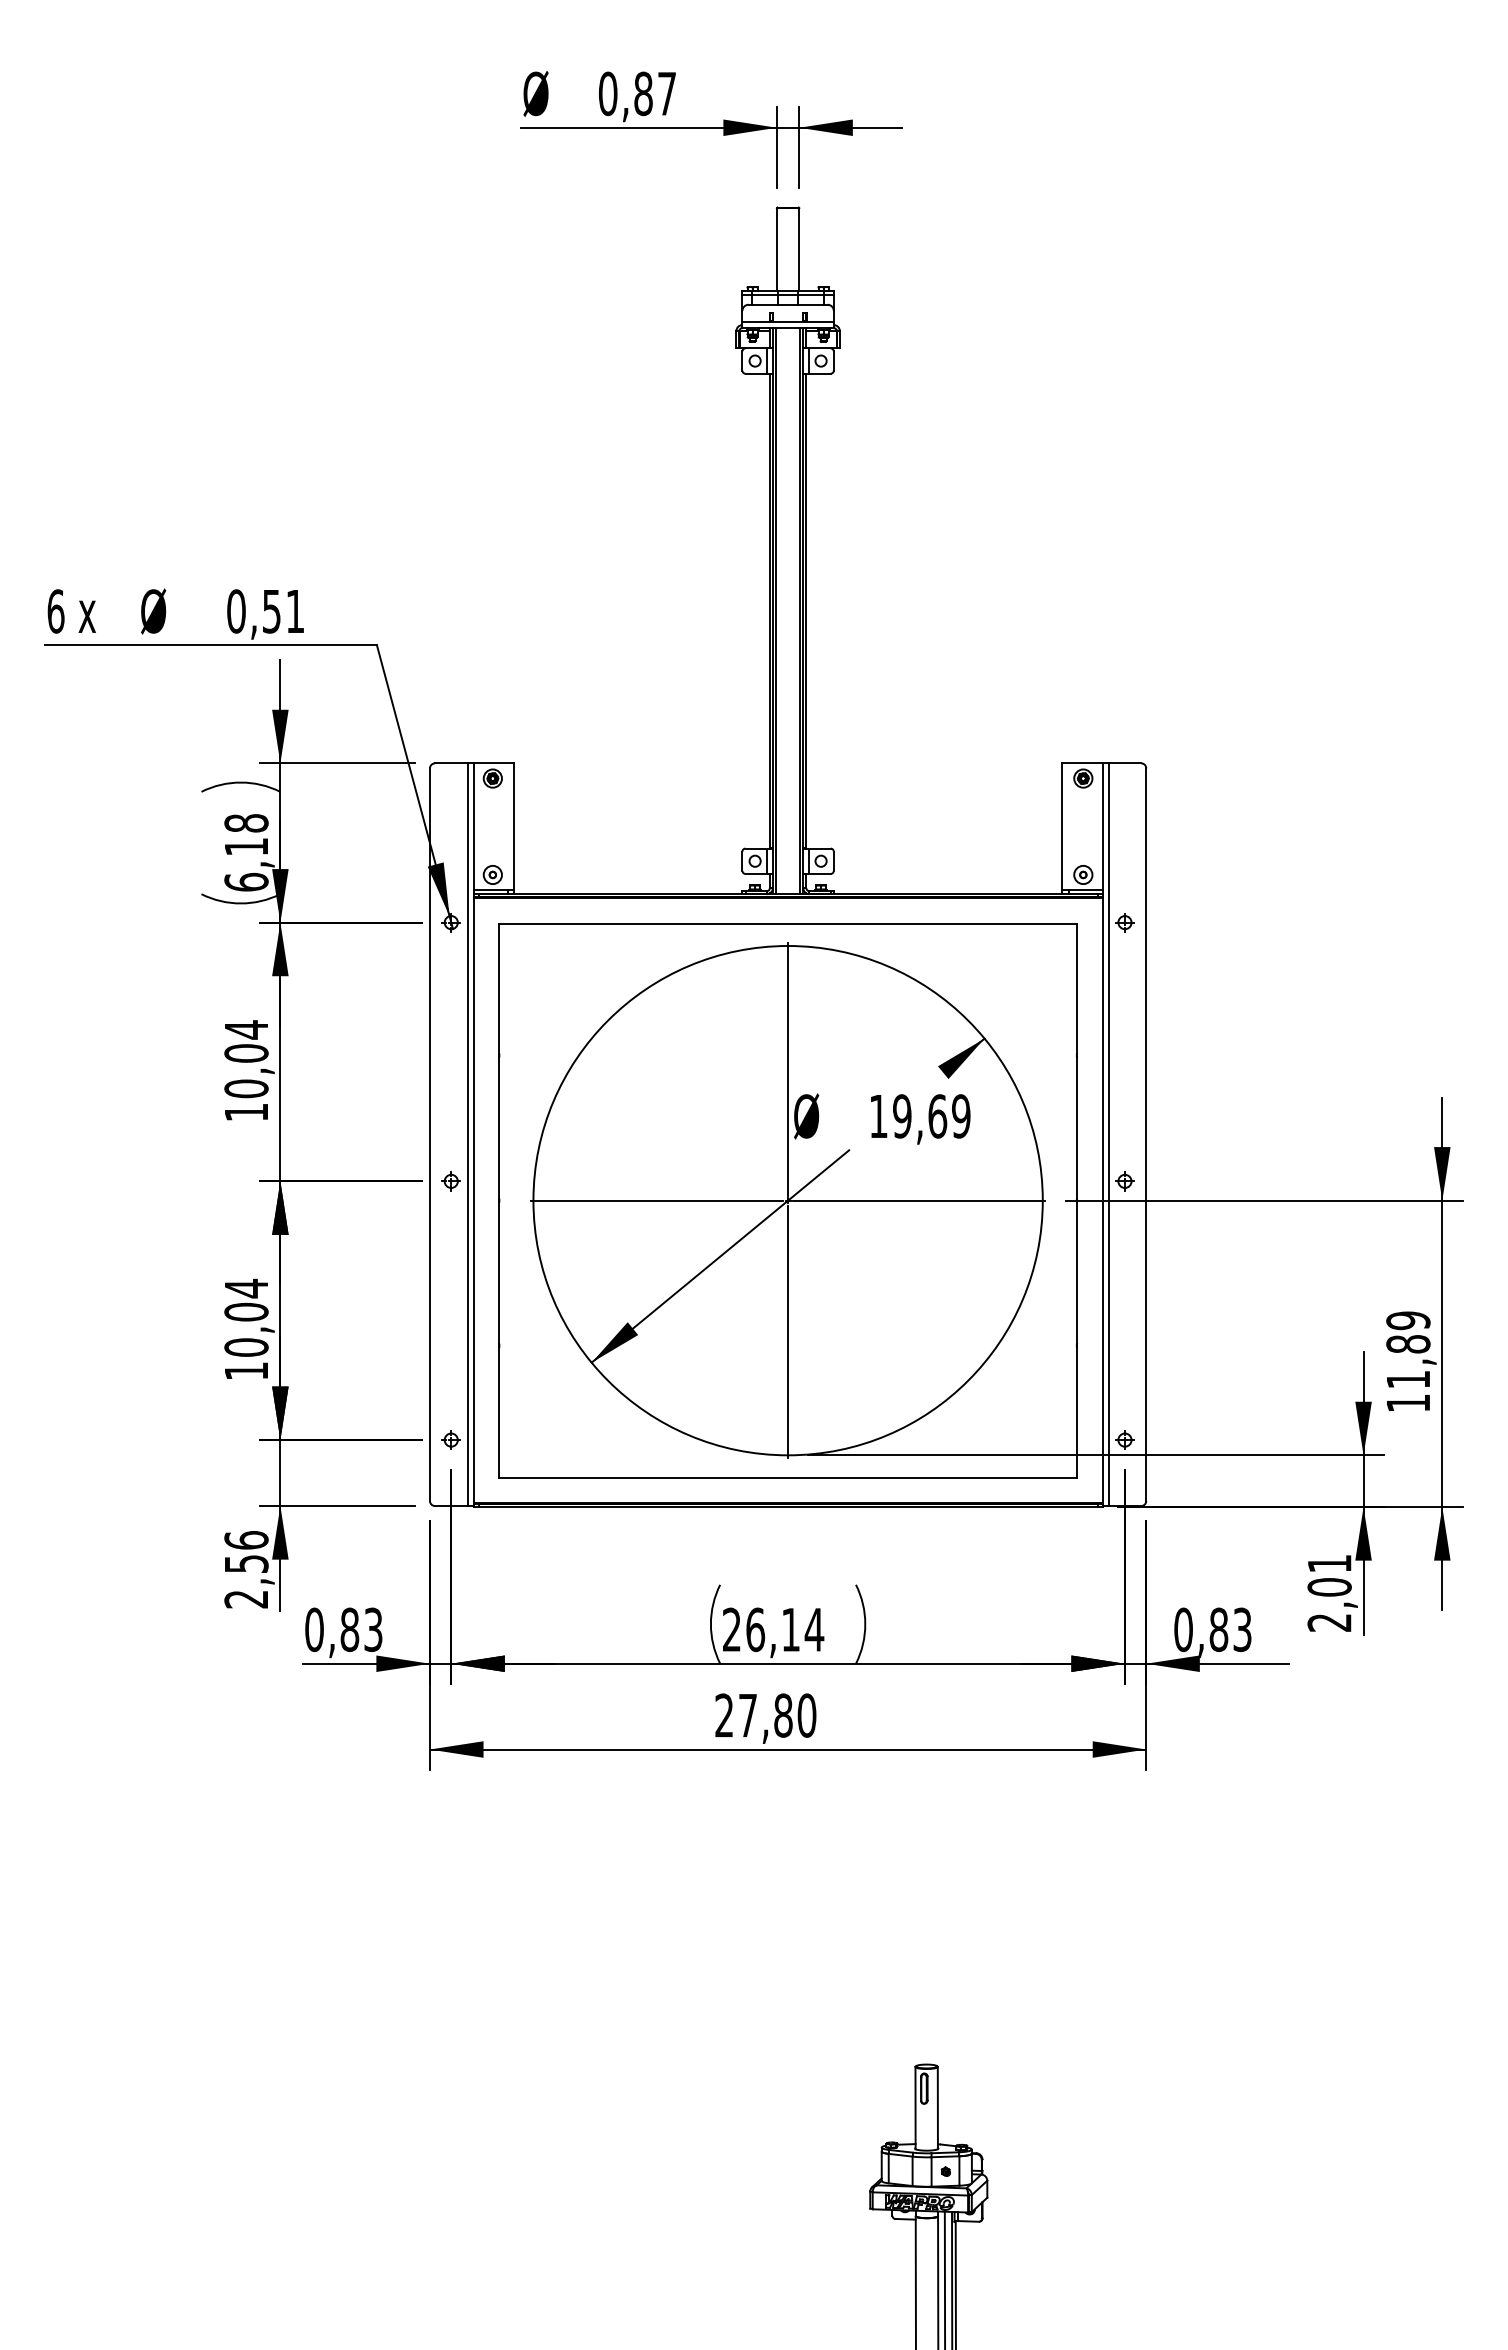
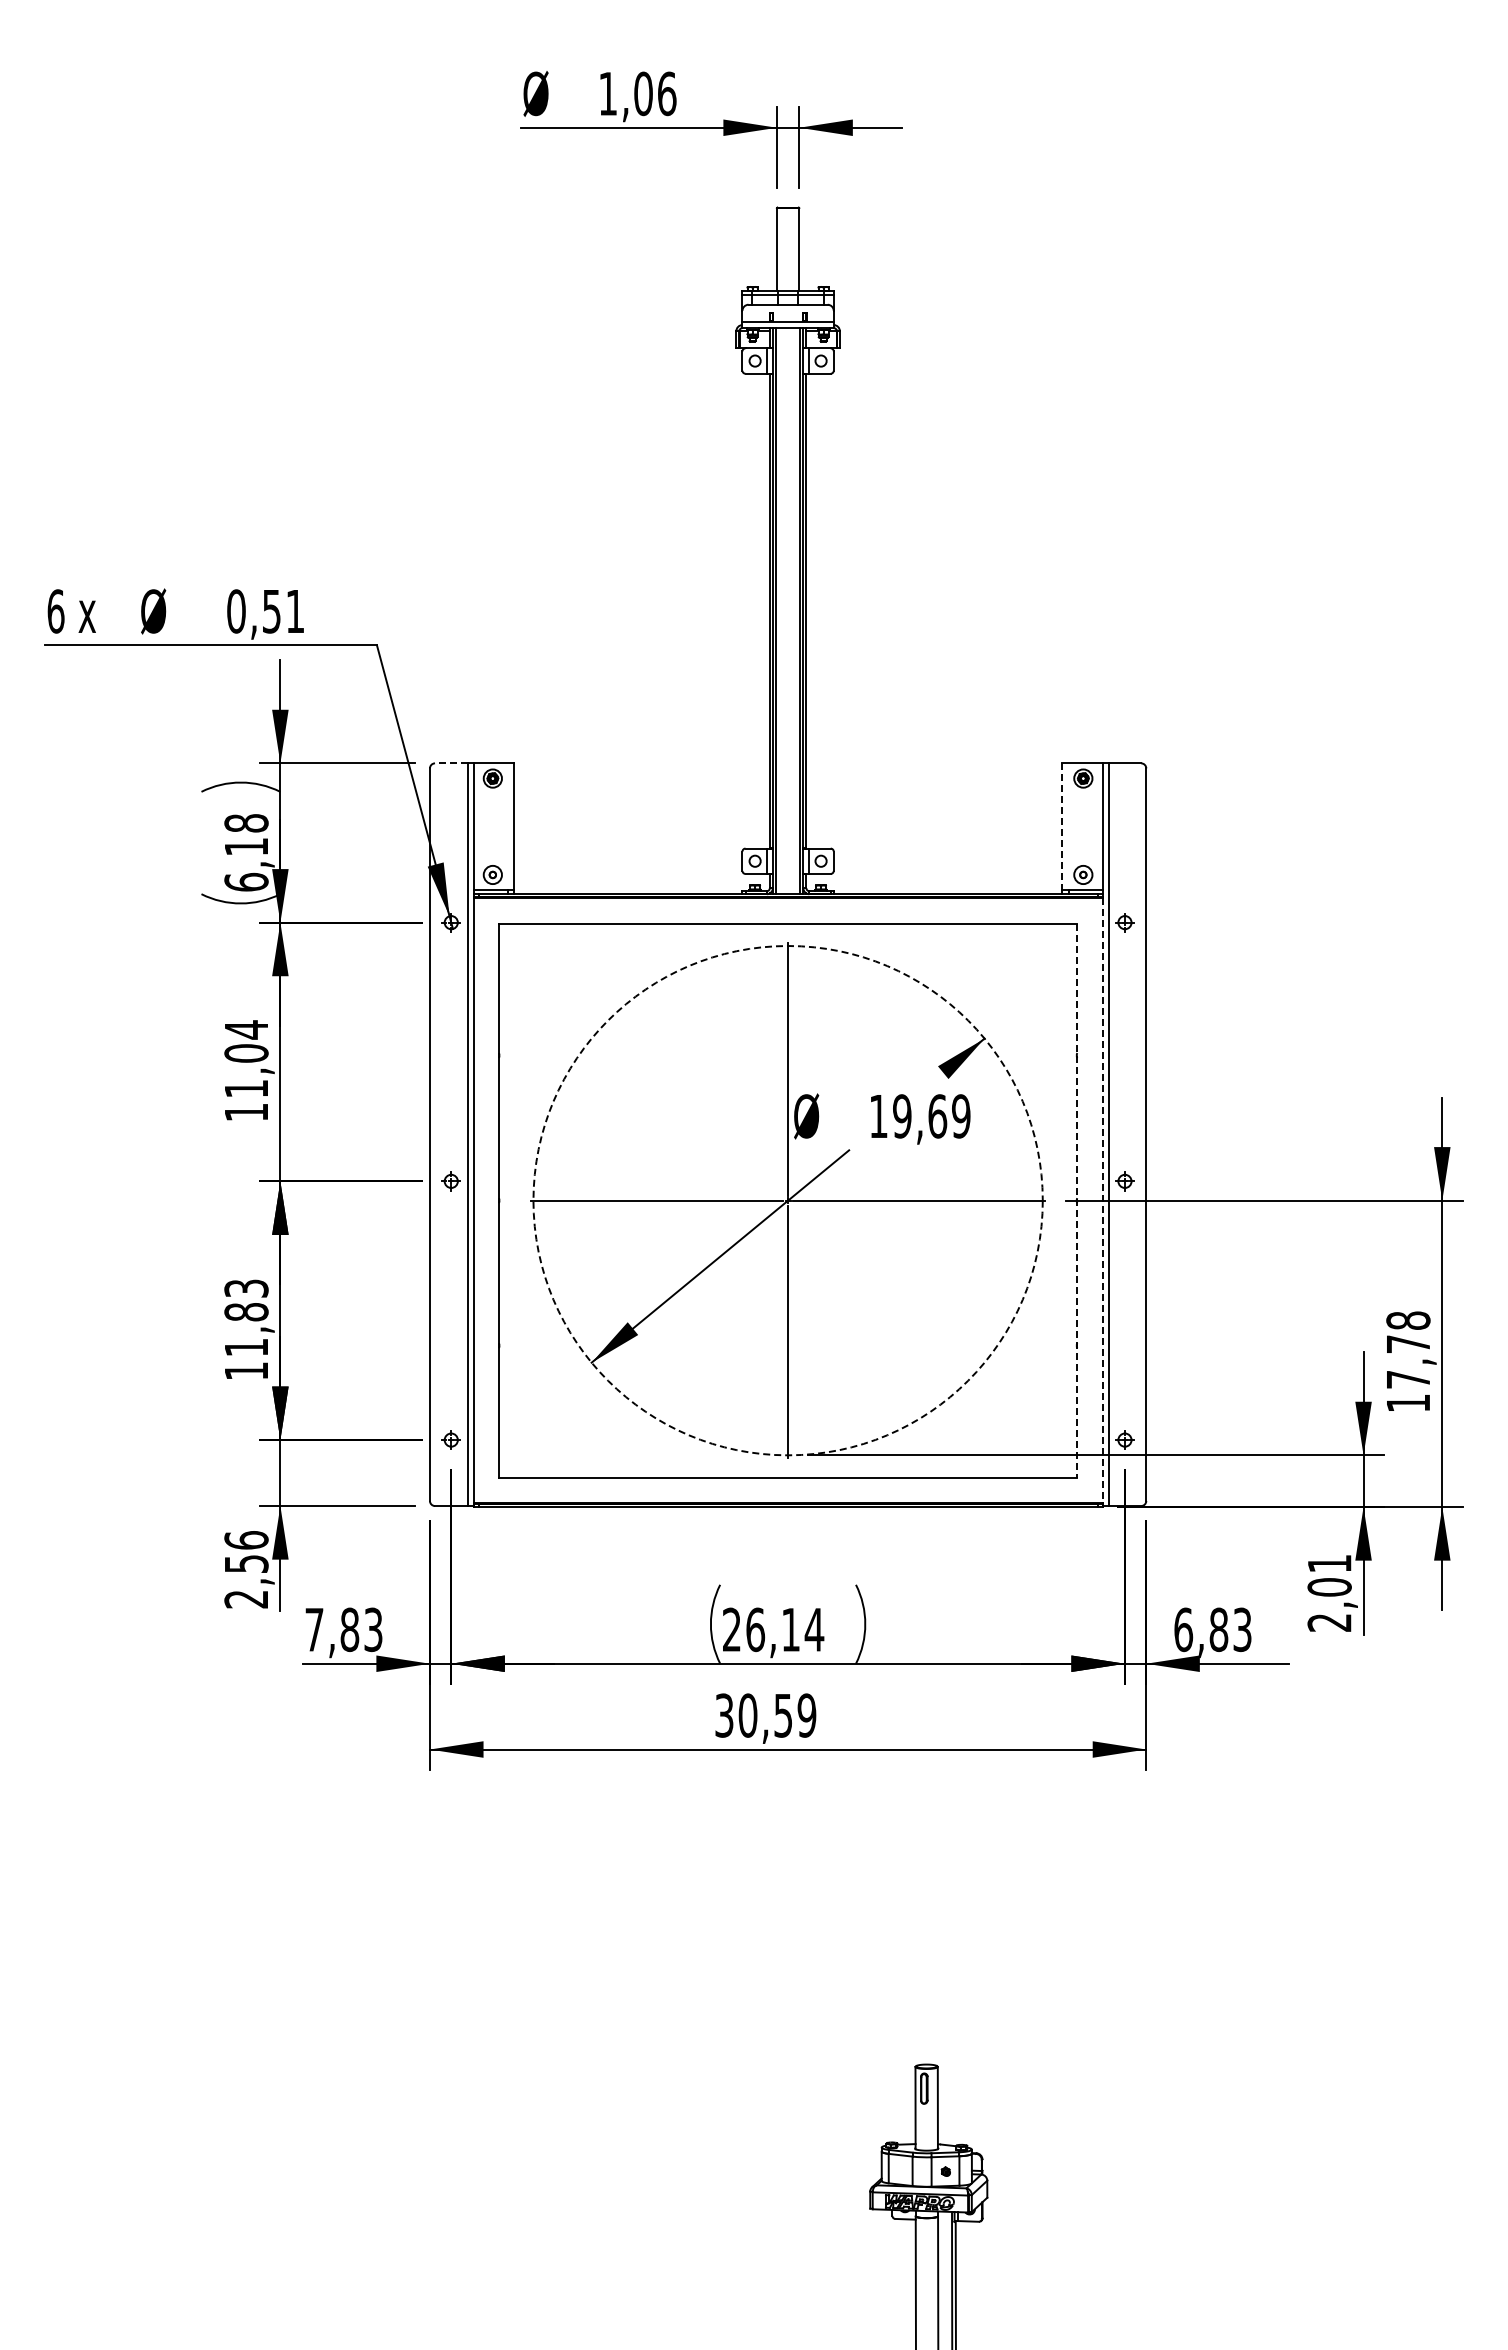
text: 0,87 -> 1,06 (637, 93)
line: solid -> dashed (450, 763)
line: solid -> dashed (1062, 827)
text: 10,04 -> 11,04 (246, 1088)
circle: solid -> dashed (787, 1200)
line: solid -> dashed (1077, 1200)
line: solid -> dashed (1102, 1201)
text: 10,04 -> 11,83 (246, 1317)
text: 11,89 -> 17,78 (1408, 1349)
text: 0,83 -> 7,83 (314, 1629)
text: 0,83 -> 6,83 (1183, 1629)
text: 27,80 -> 30,59 (765, 1715)
line: present -> none (944, 2278)
